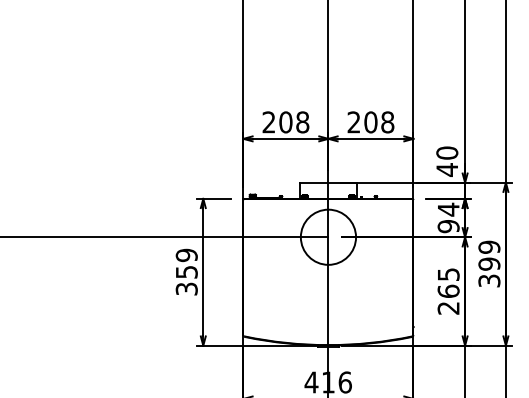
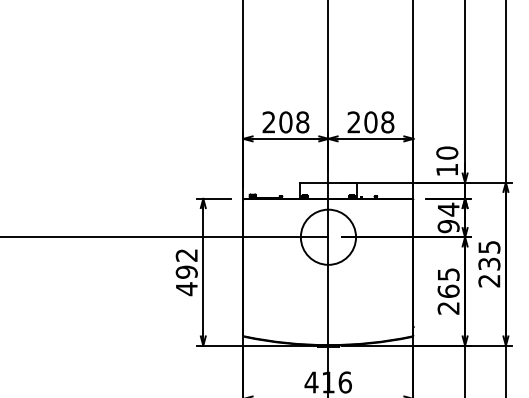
text: 40 -> 10 (446, 169)
text: 399 -> 235 (489, 263)
text: 359 -> 492 (186, 272)
